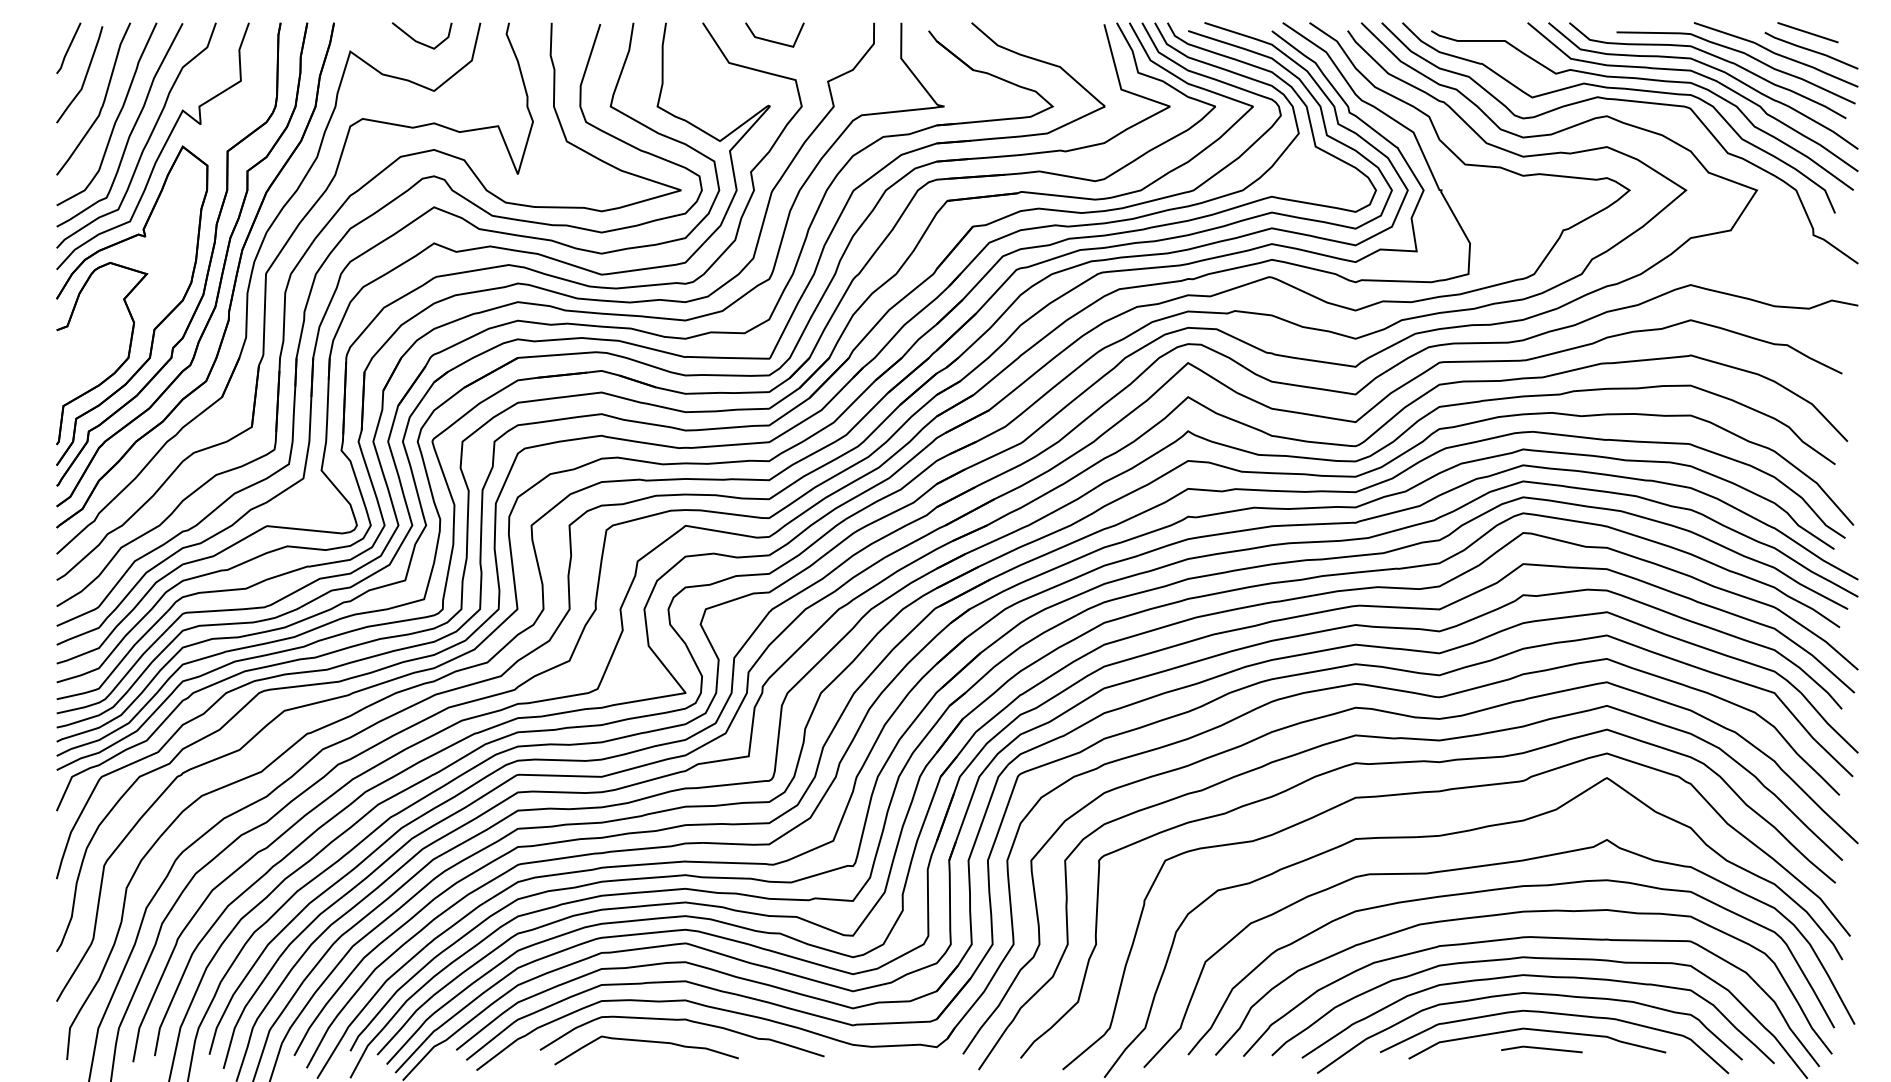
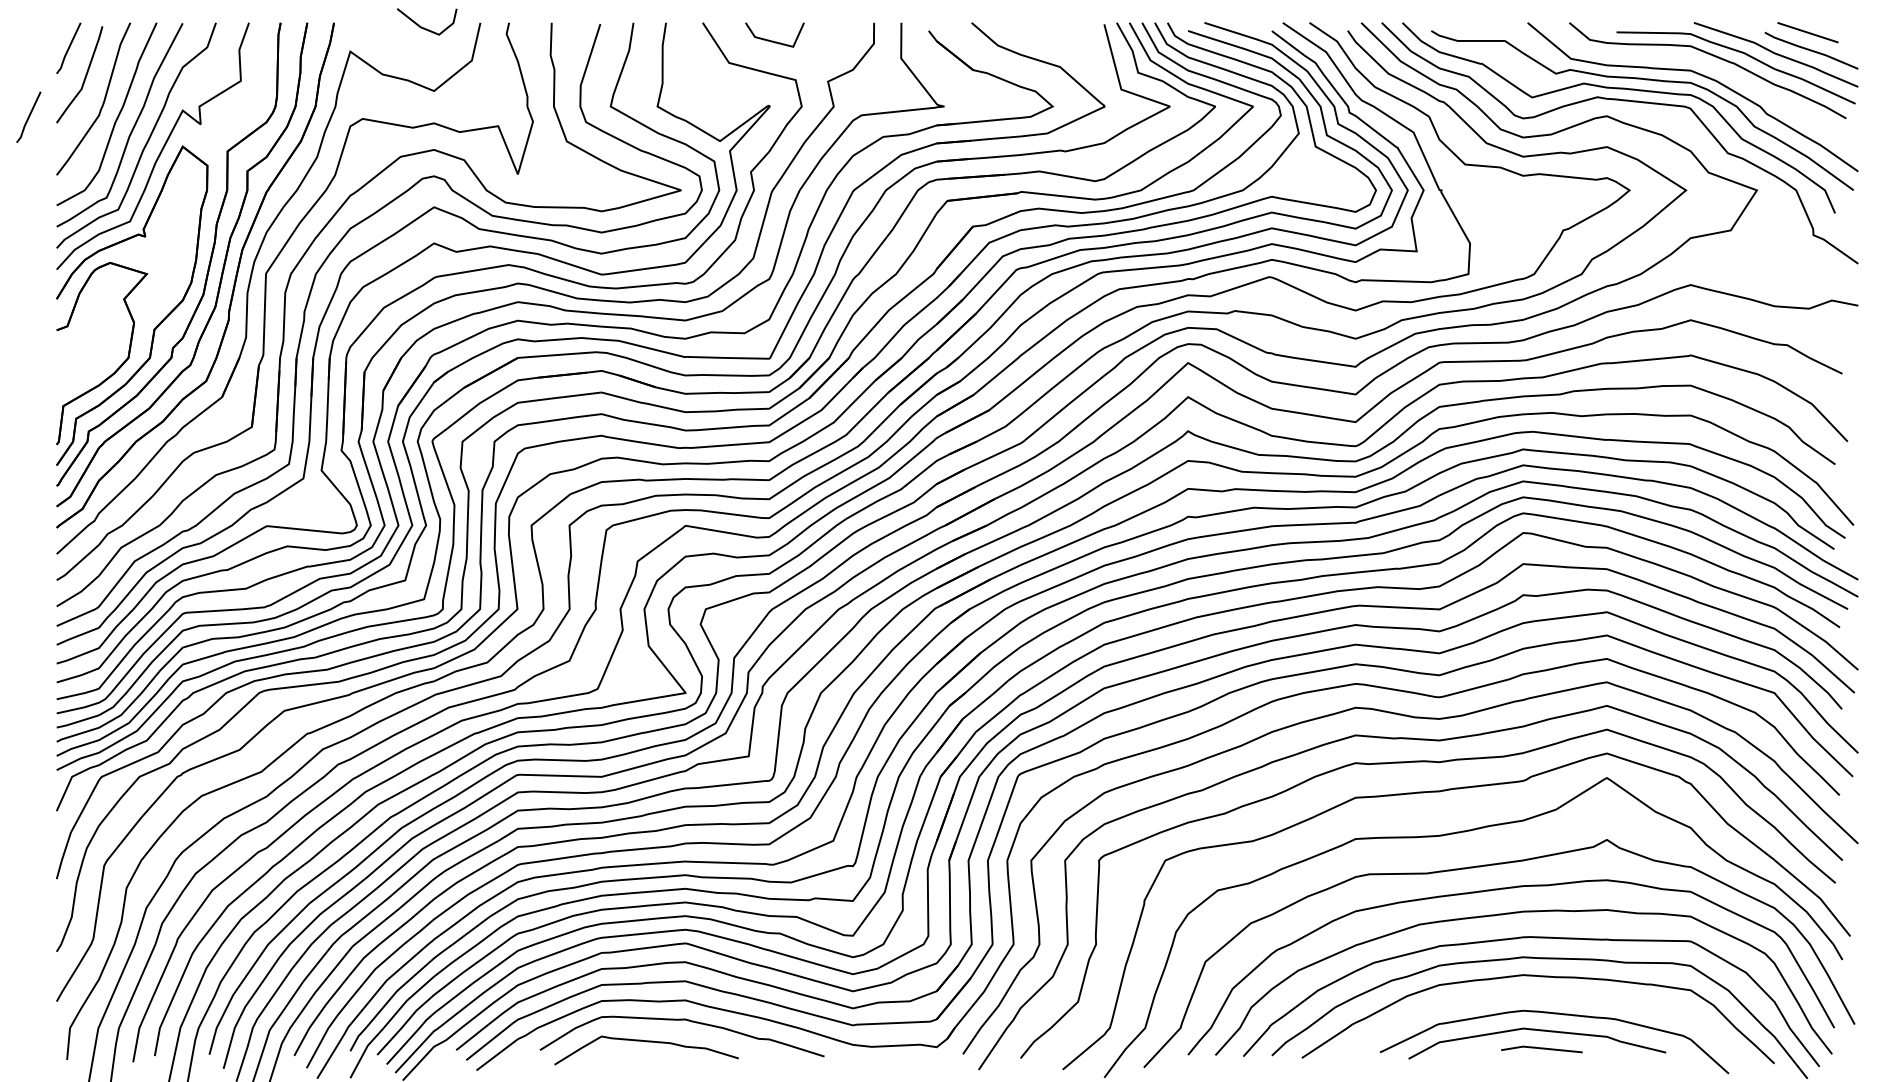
line position: (419, 41) -> (424, 27) (424, 27)
curve: present -> none (1709, 67)
line: none -> present (28, 116)
curve: present -> none (1529, 994)
